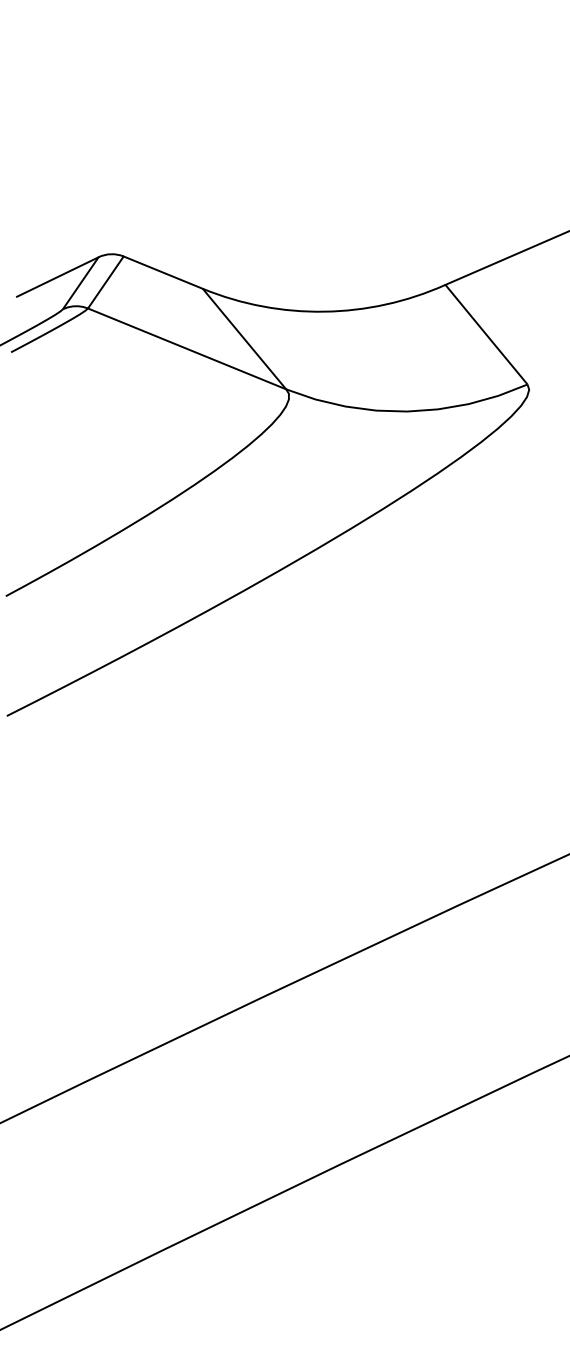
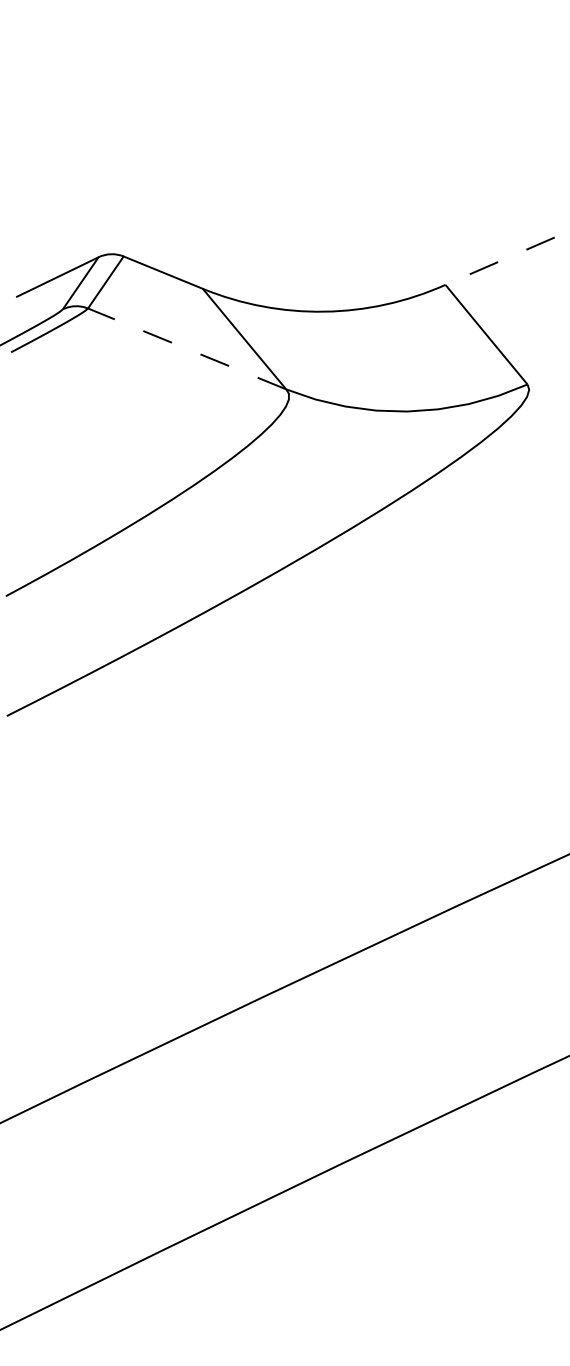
line: solid -> dashed (506, 258)
line: solid -> dashed (186, 348)
